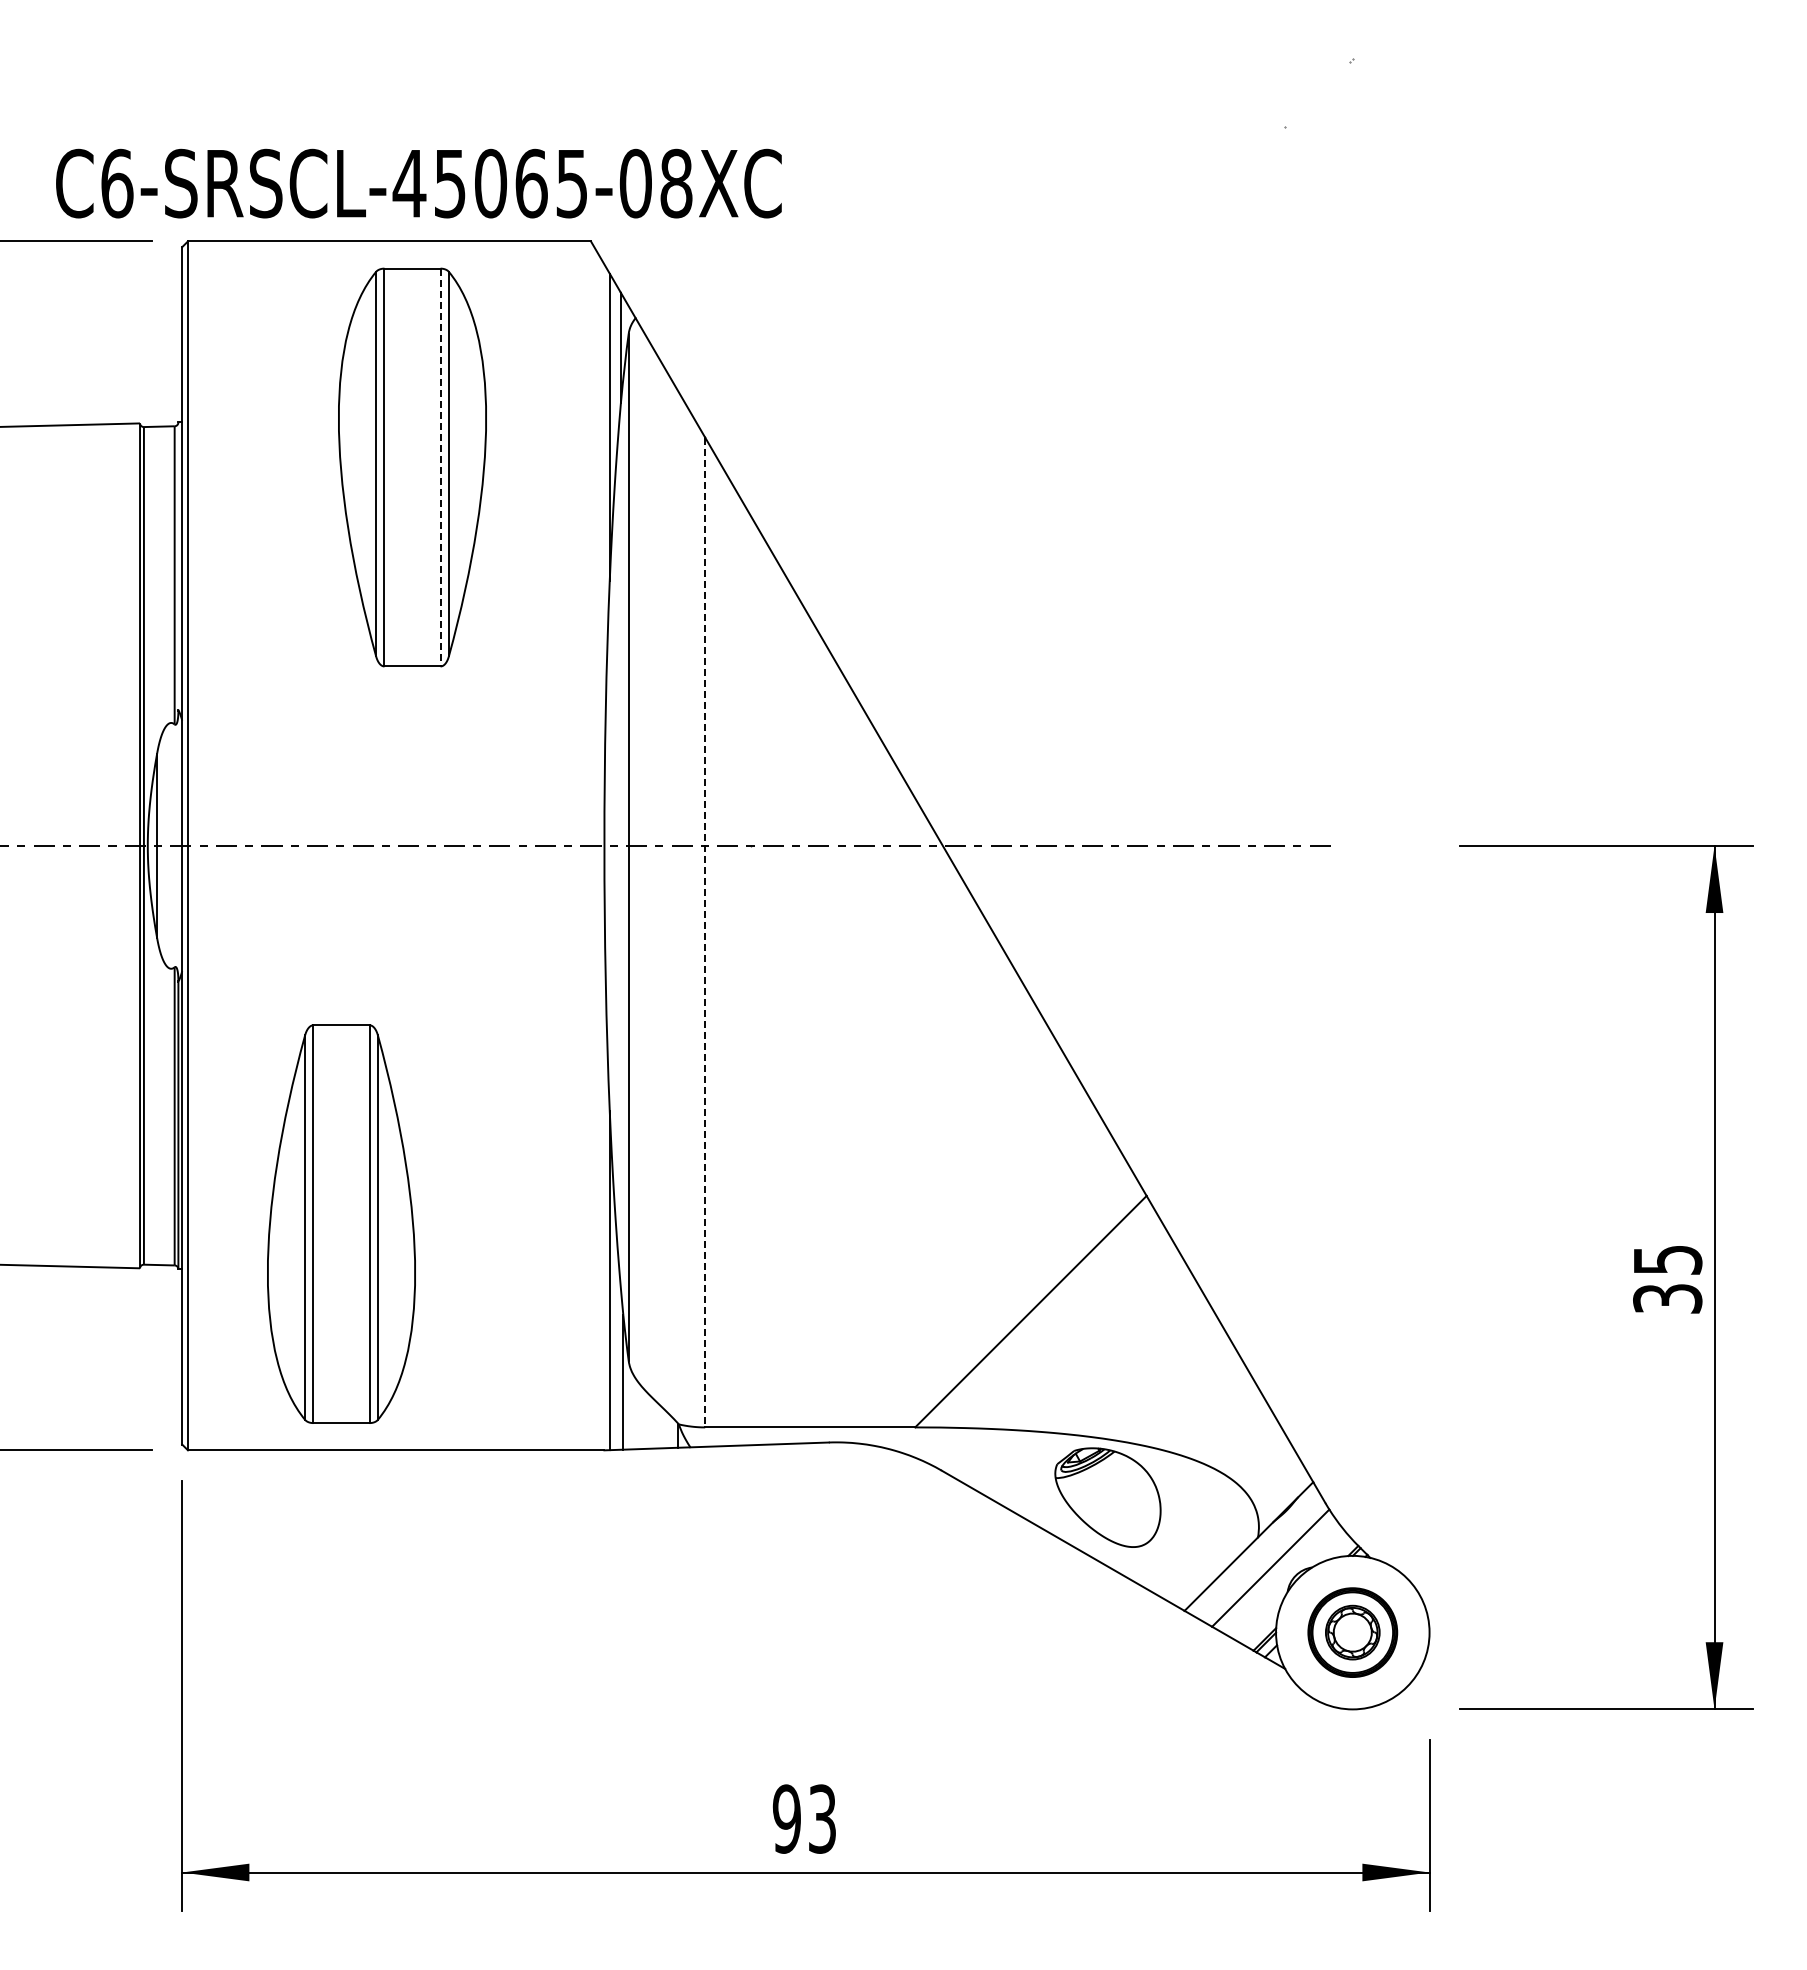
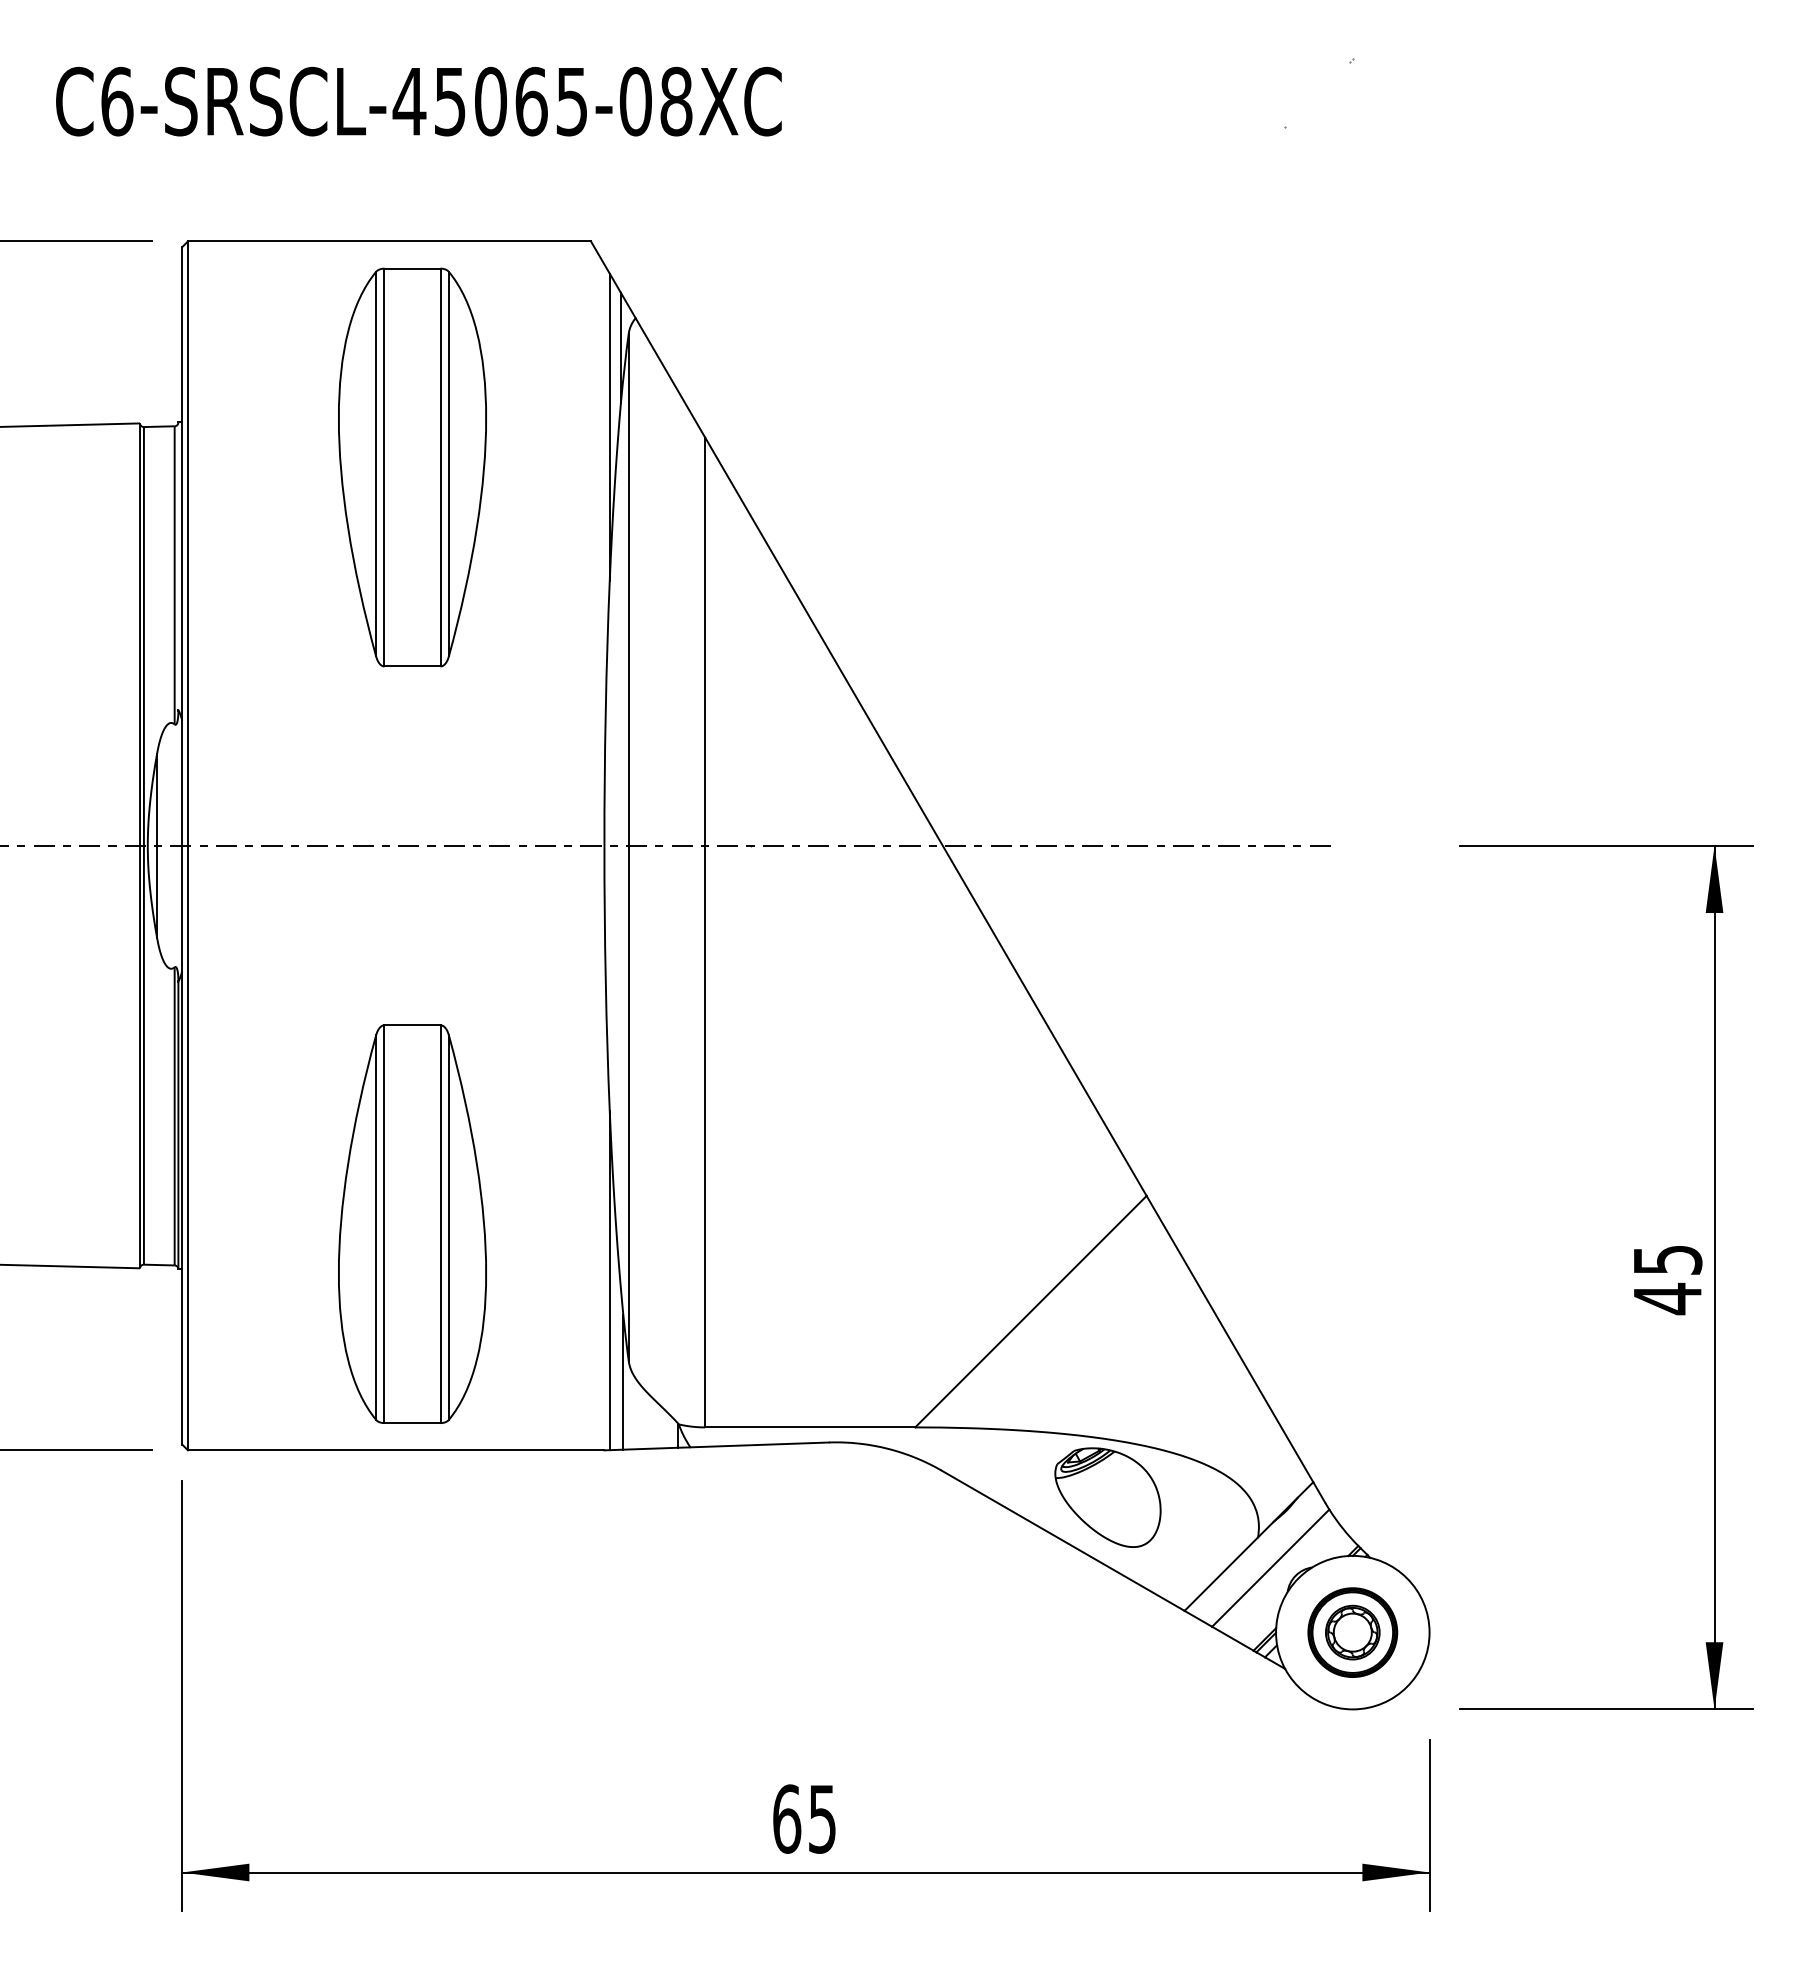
text position: (418, 183) -> (418, 101) (418, 101)
line: dashed -> solid (440, 467)
line: dashed -> solid (705, 932)
part position: (341, 1223) -> (412, 1223) (412, 1223)
text: 35 -> 45 (1667, 1298)
text: 93 -> 65 (803, 1818)
